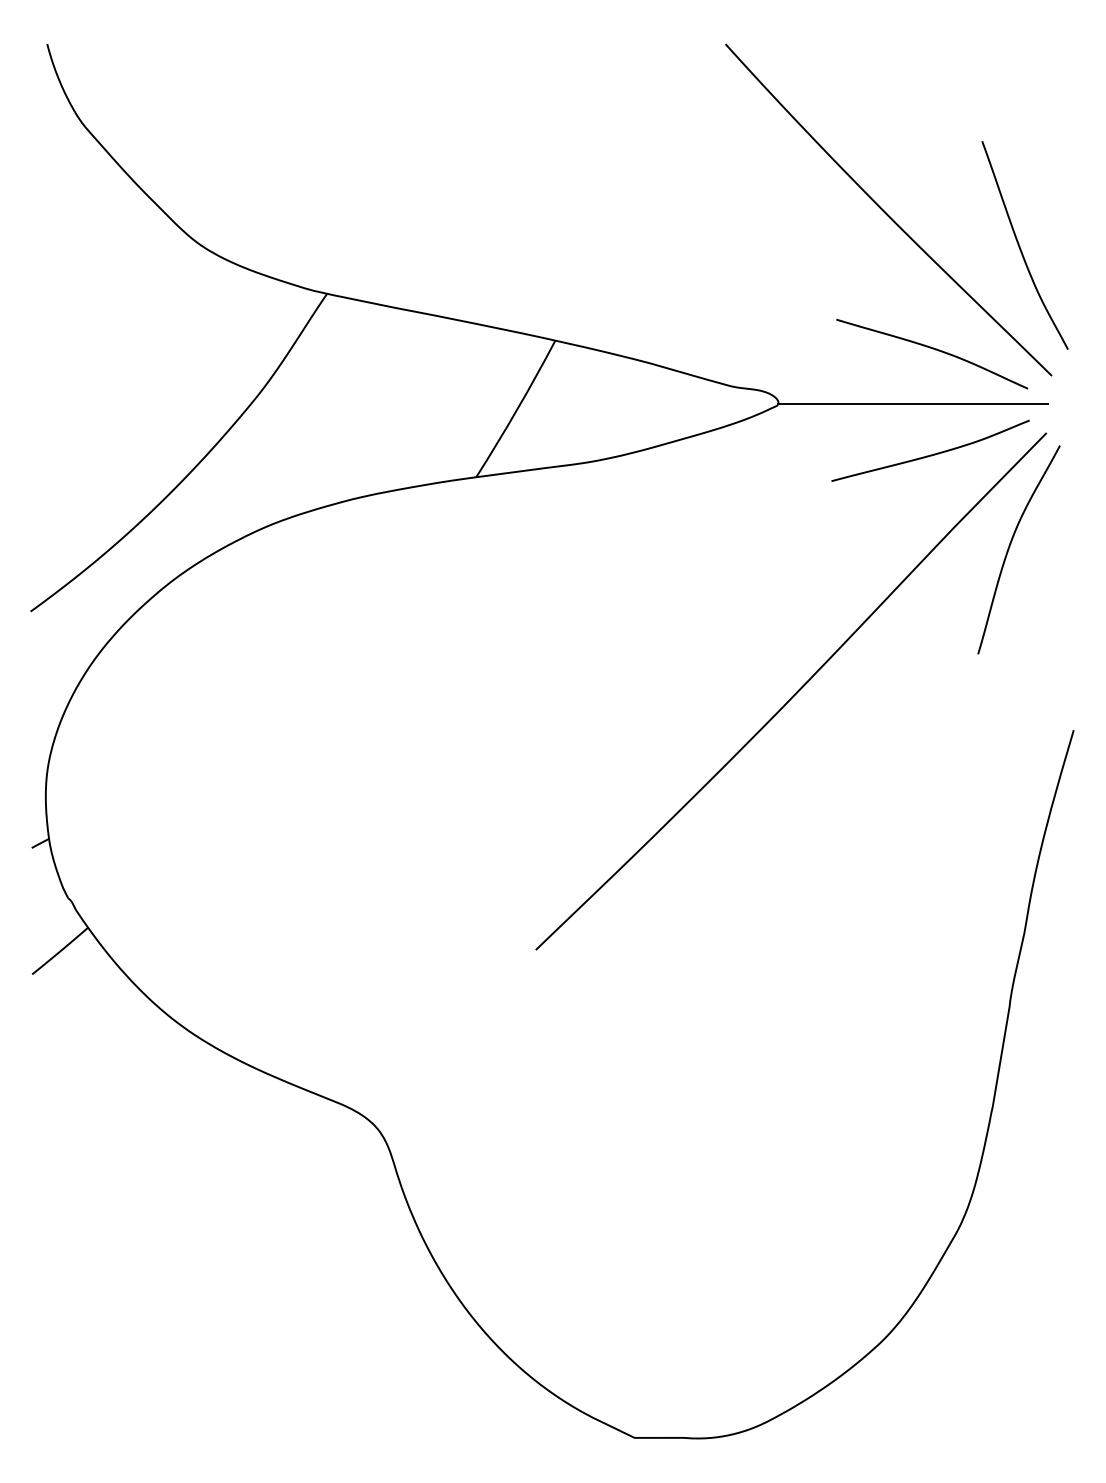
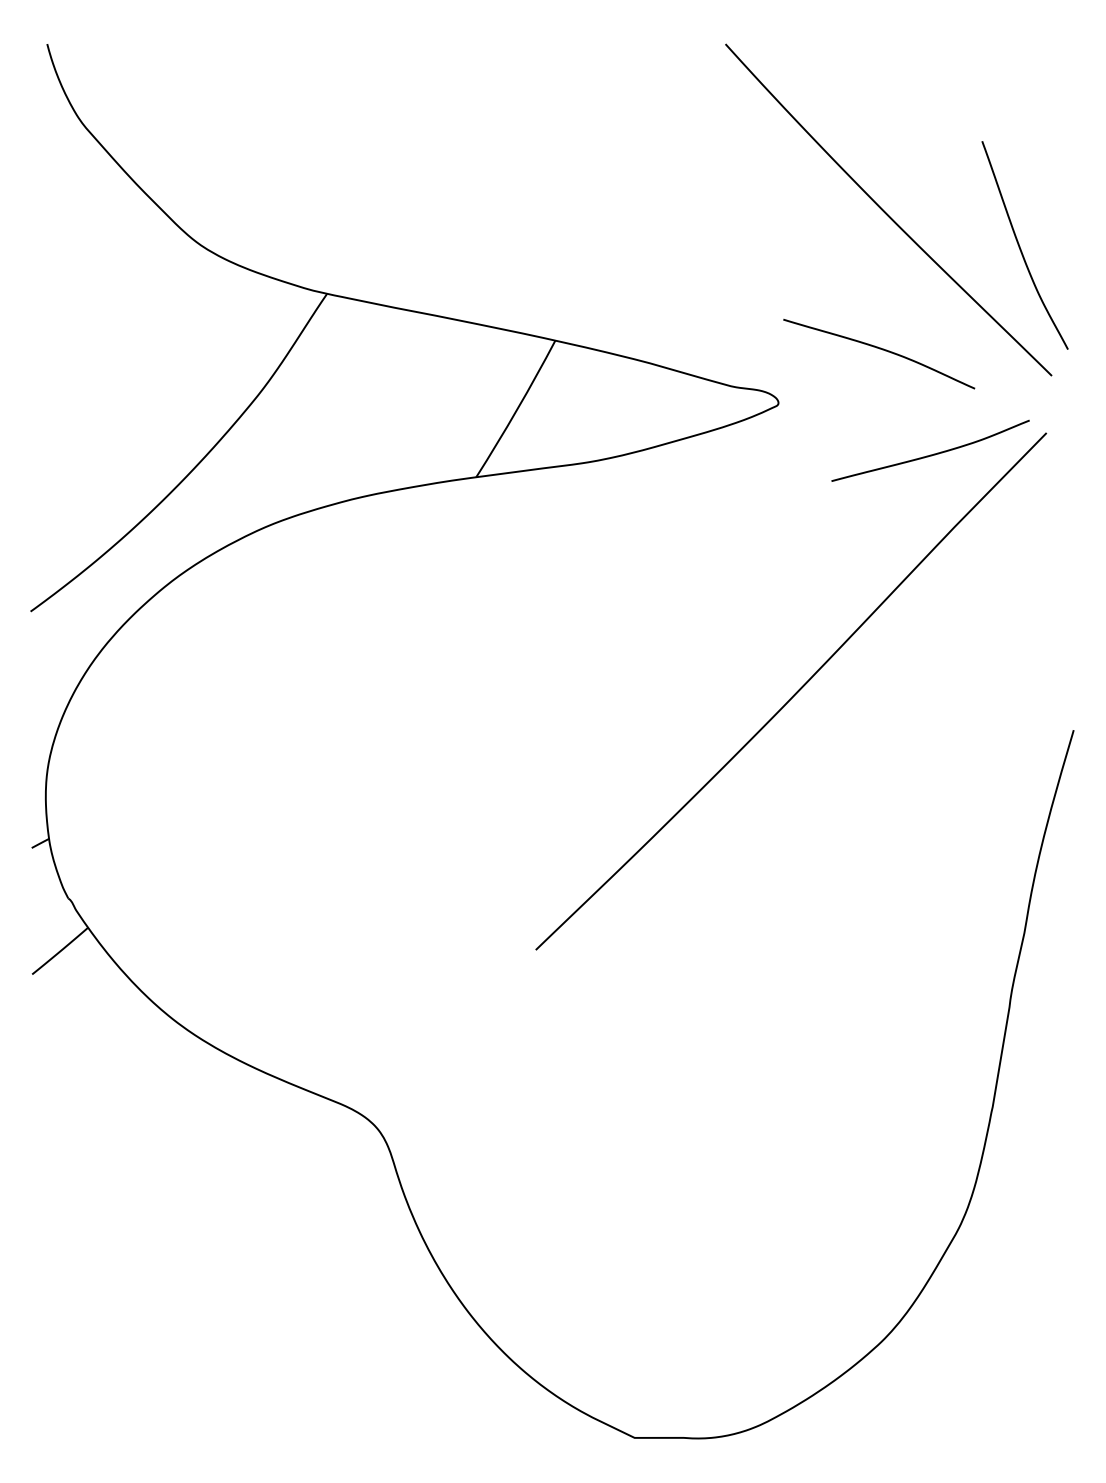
curve position: (932, 349) -> (879, 349) (879, 349)
line: present -> none (913, 403)
curve: present -> none (1010, 546)
